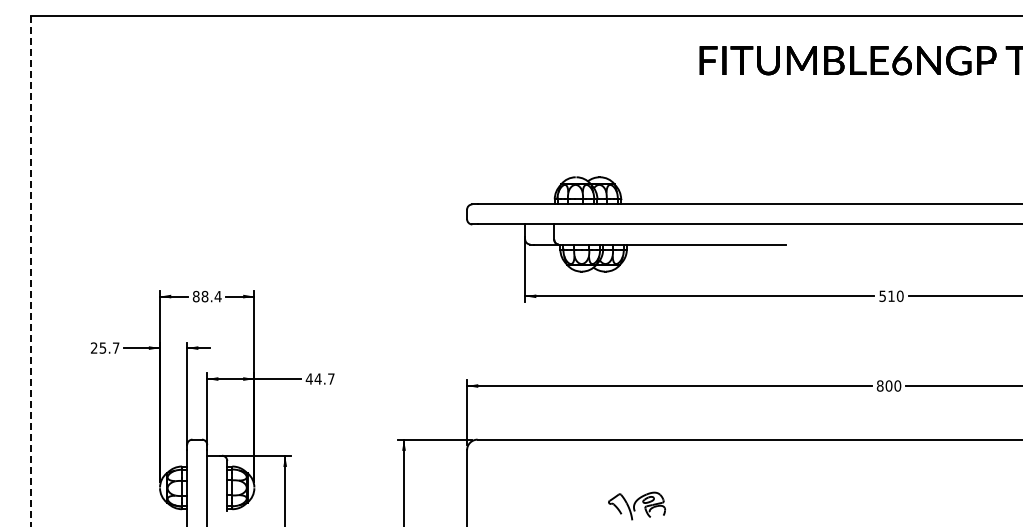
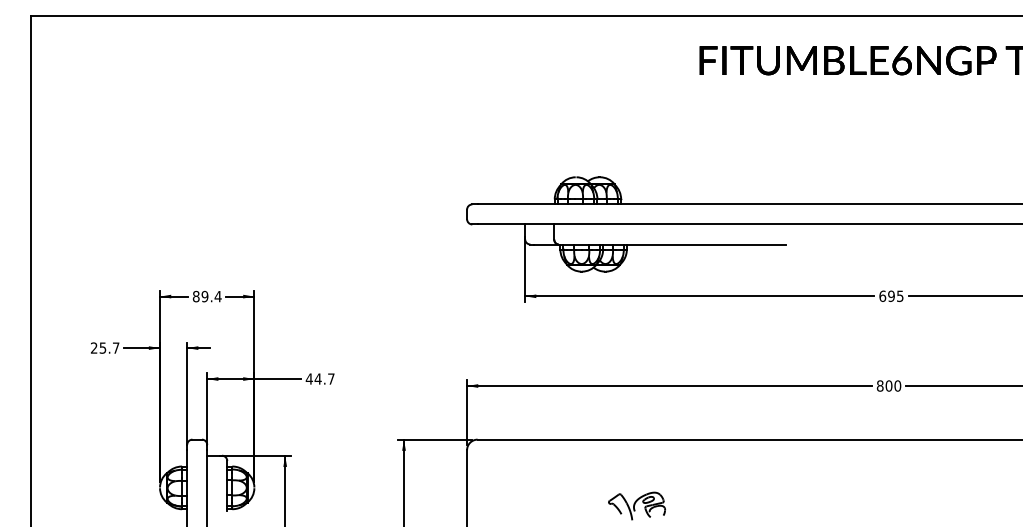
line: dashed -> solid (30, 271)
text: 88.4 -> 89.4 (204, 296)
text: 510 -> 695 (891, 296)
